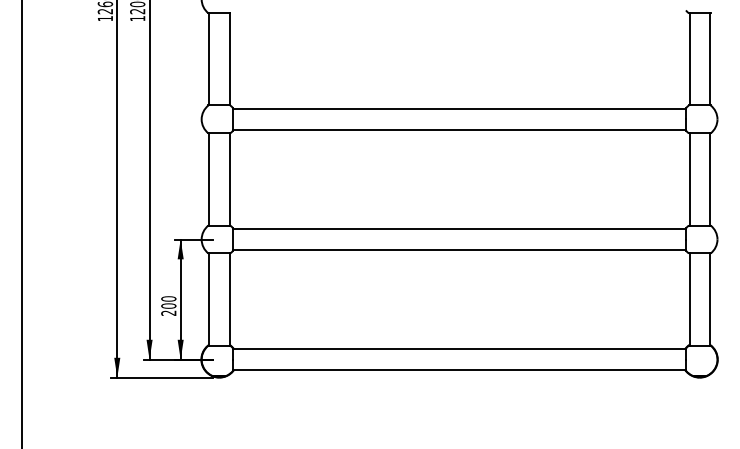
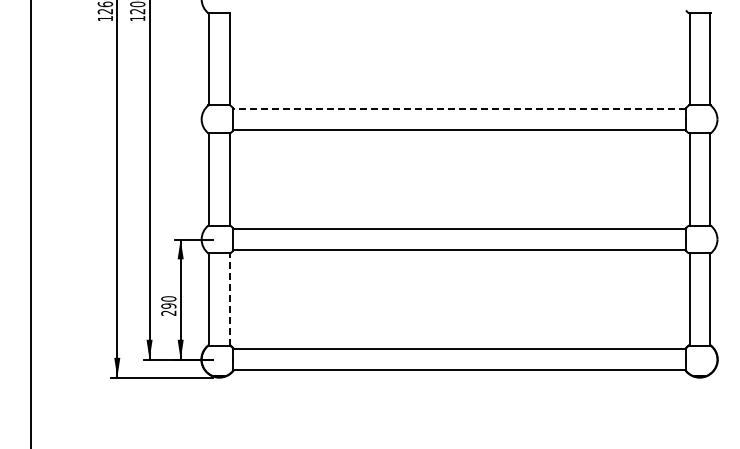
line: solid -> dashed (459, 109)
line position: (22, 223) -> (31, 223) (31, 223)
line: solid -> dashed (229, 299)
text: 200 -> 290 (168, 305)
